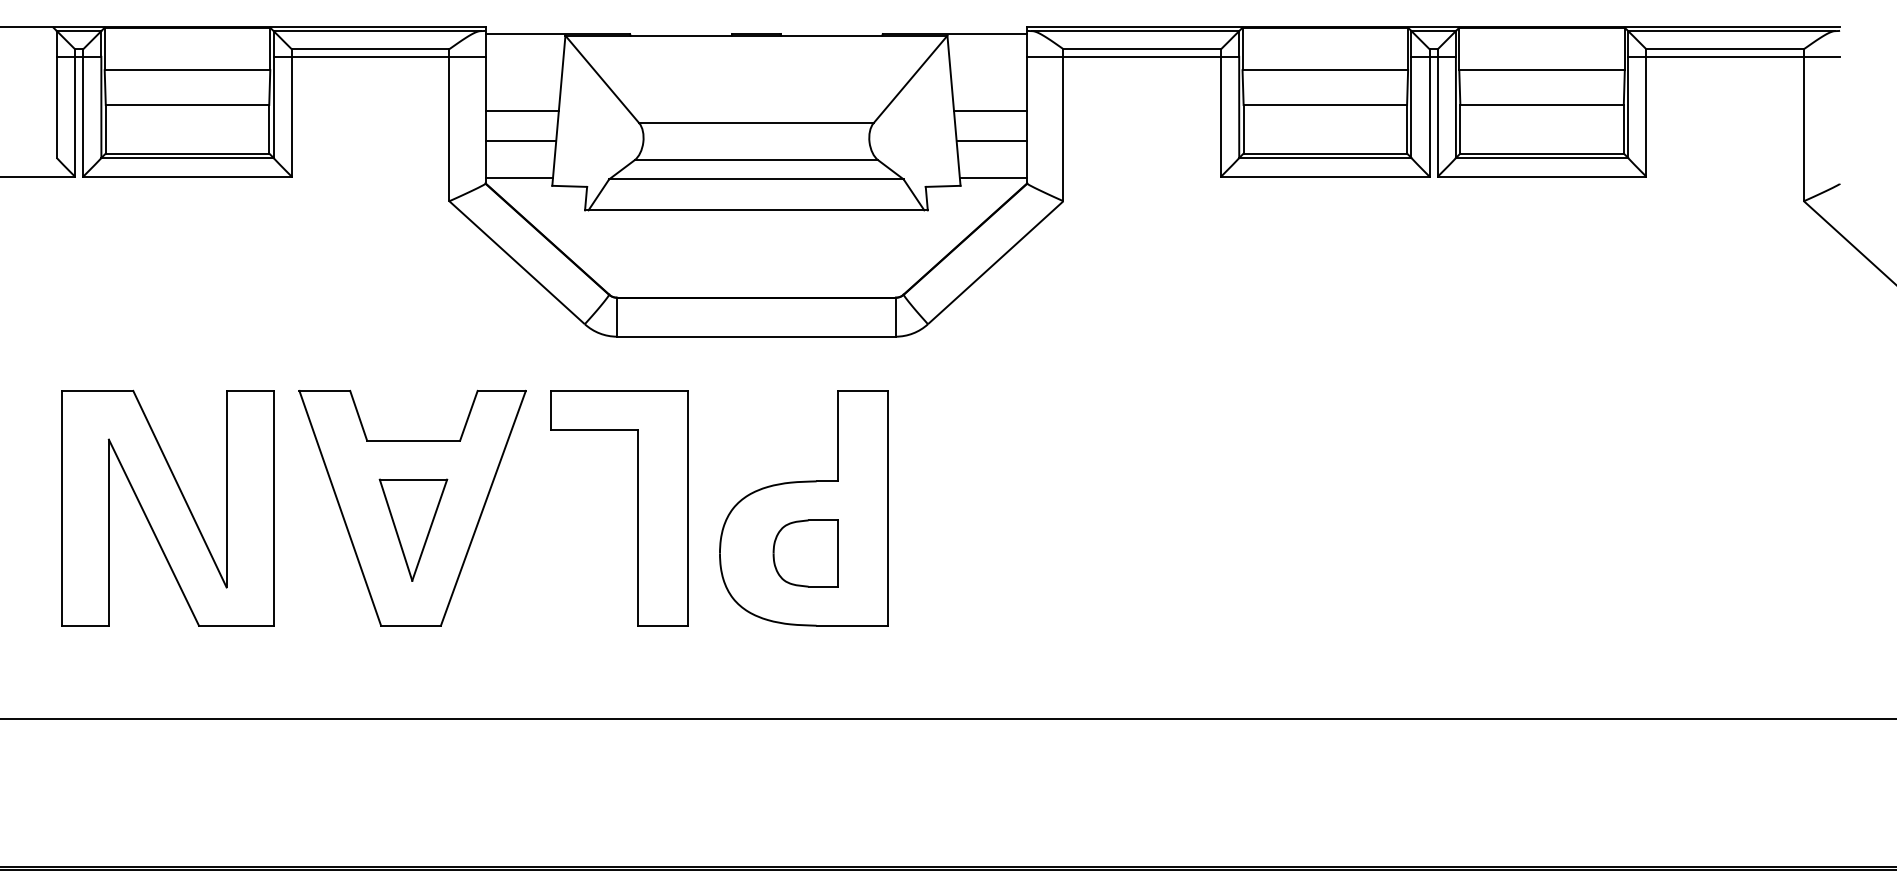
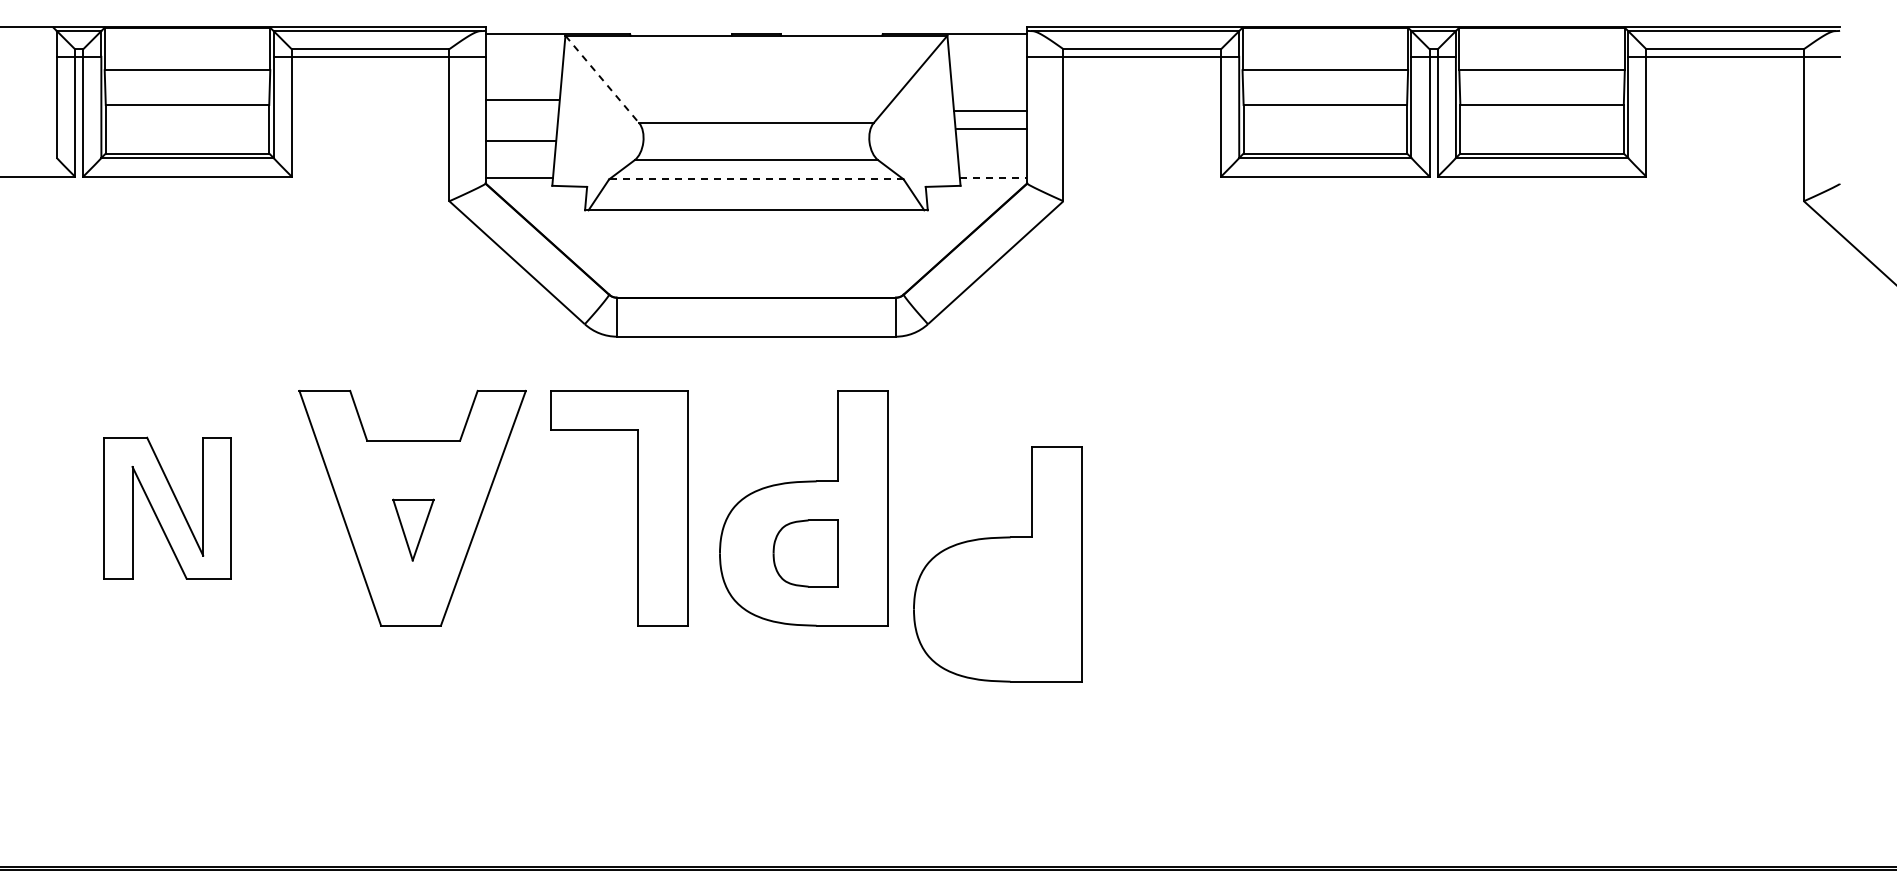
line: solid -> dashed (602, 79)
line position: (521, 111) -> (521, 100) (521, 100)
line position: (991, 141) -> (991, 129) (991, 129)
line: solid -> dashed (993, 178)
line: solid -> dashed (755, 179)
part size: 214x238 px -> 129x144 px (167, 507)
part size: 71x104 px -> 43x64 px (413, 529)
part: none -> present (997, 564)
line: present -> none (947, 719)
